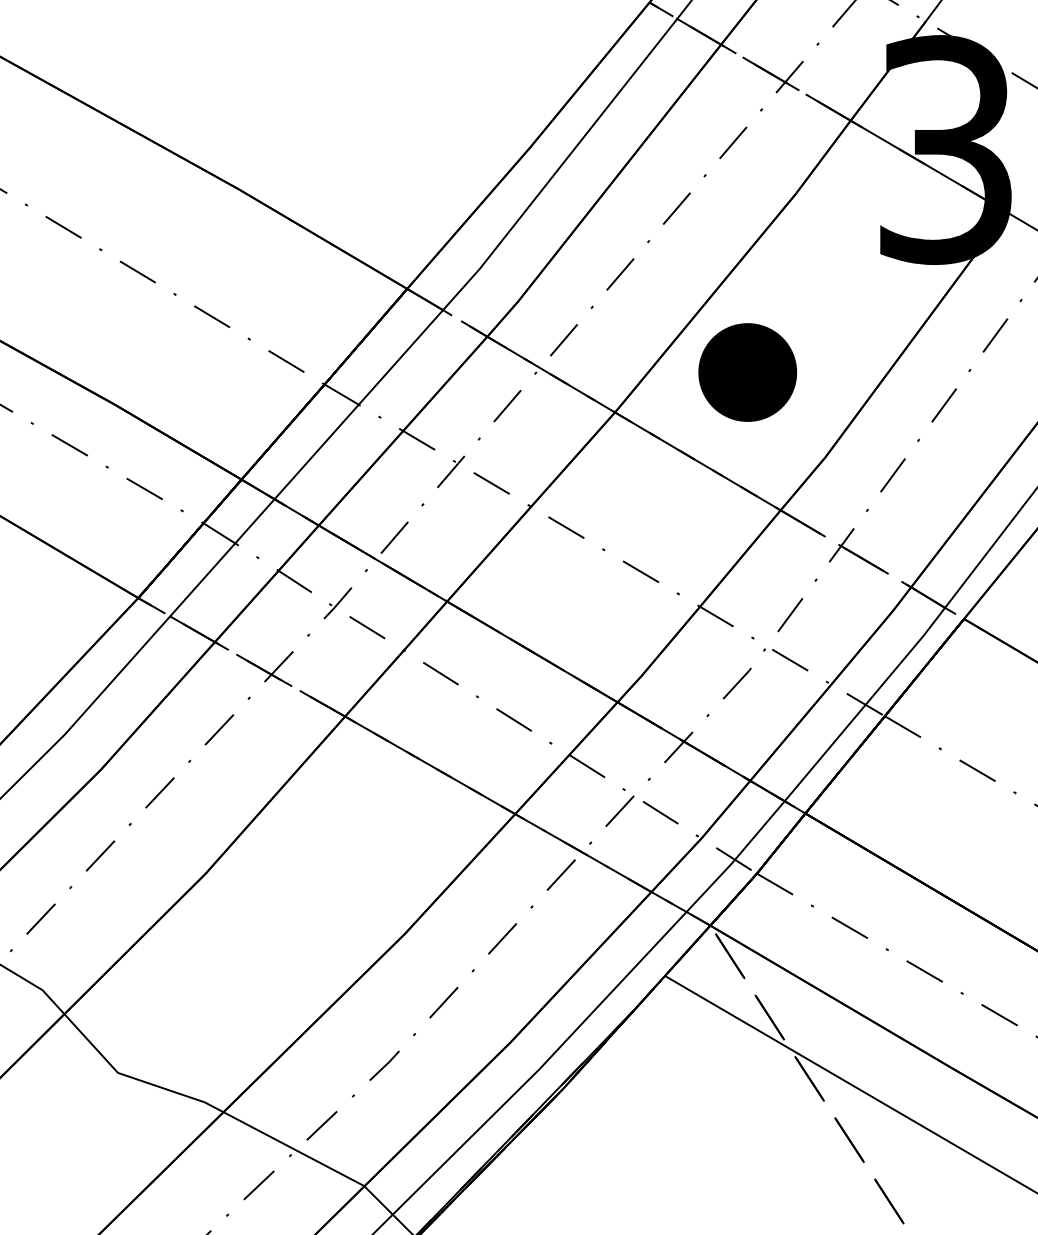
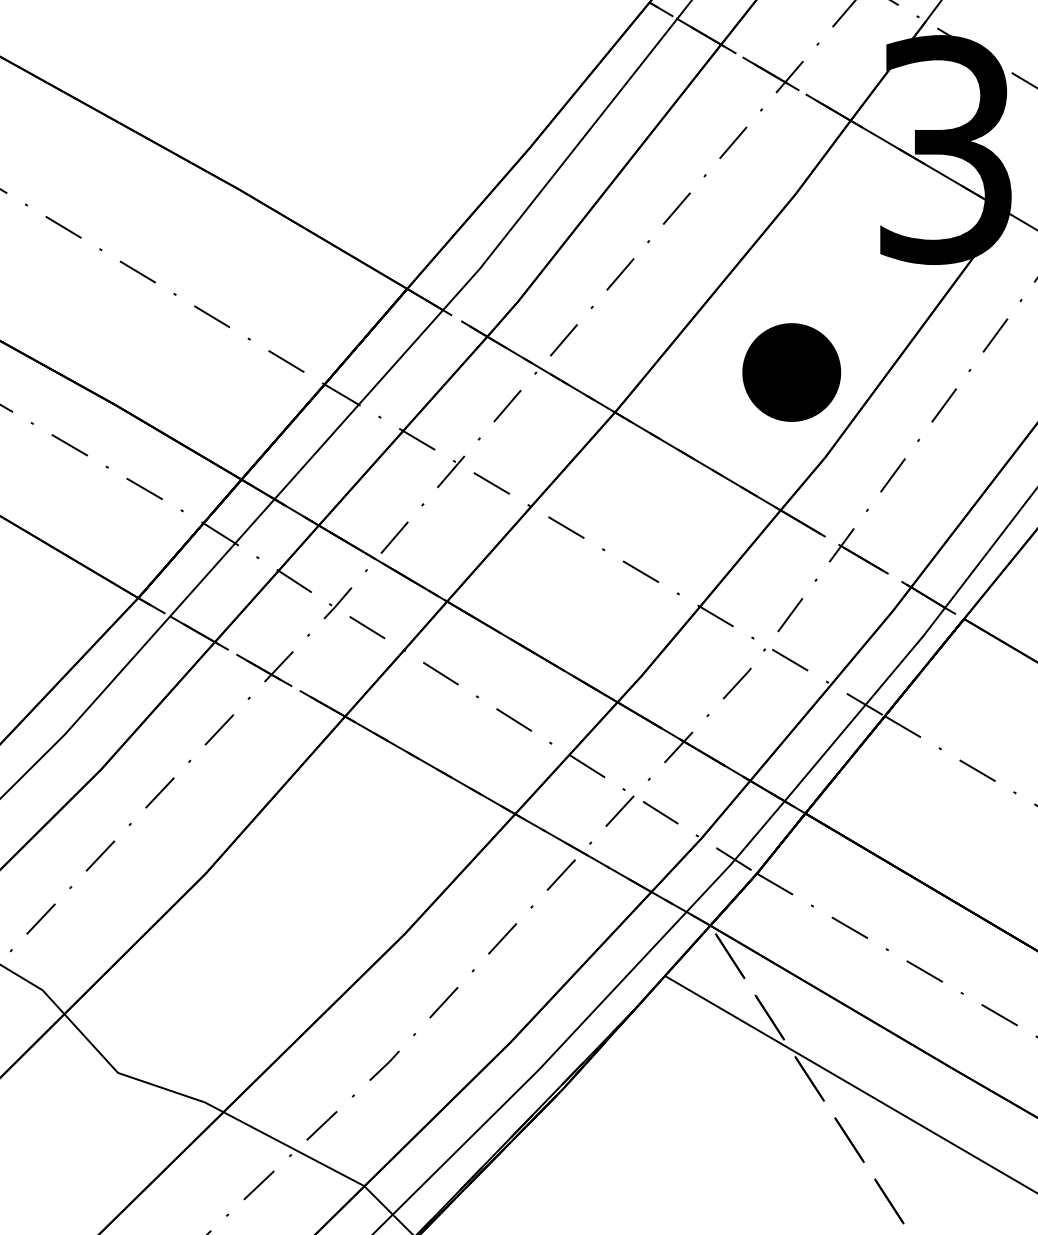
part position: (747, 372) -> (791, 372) (791, 372)
